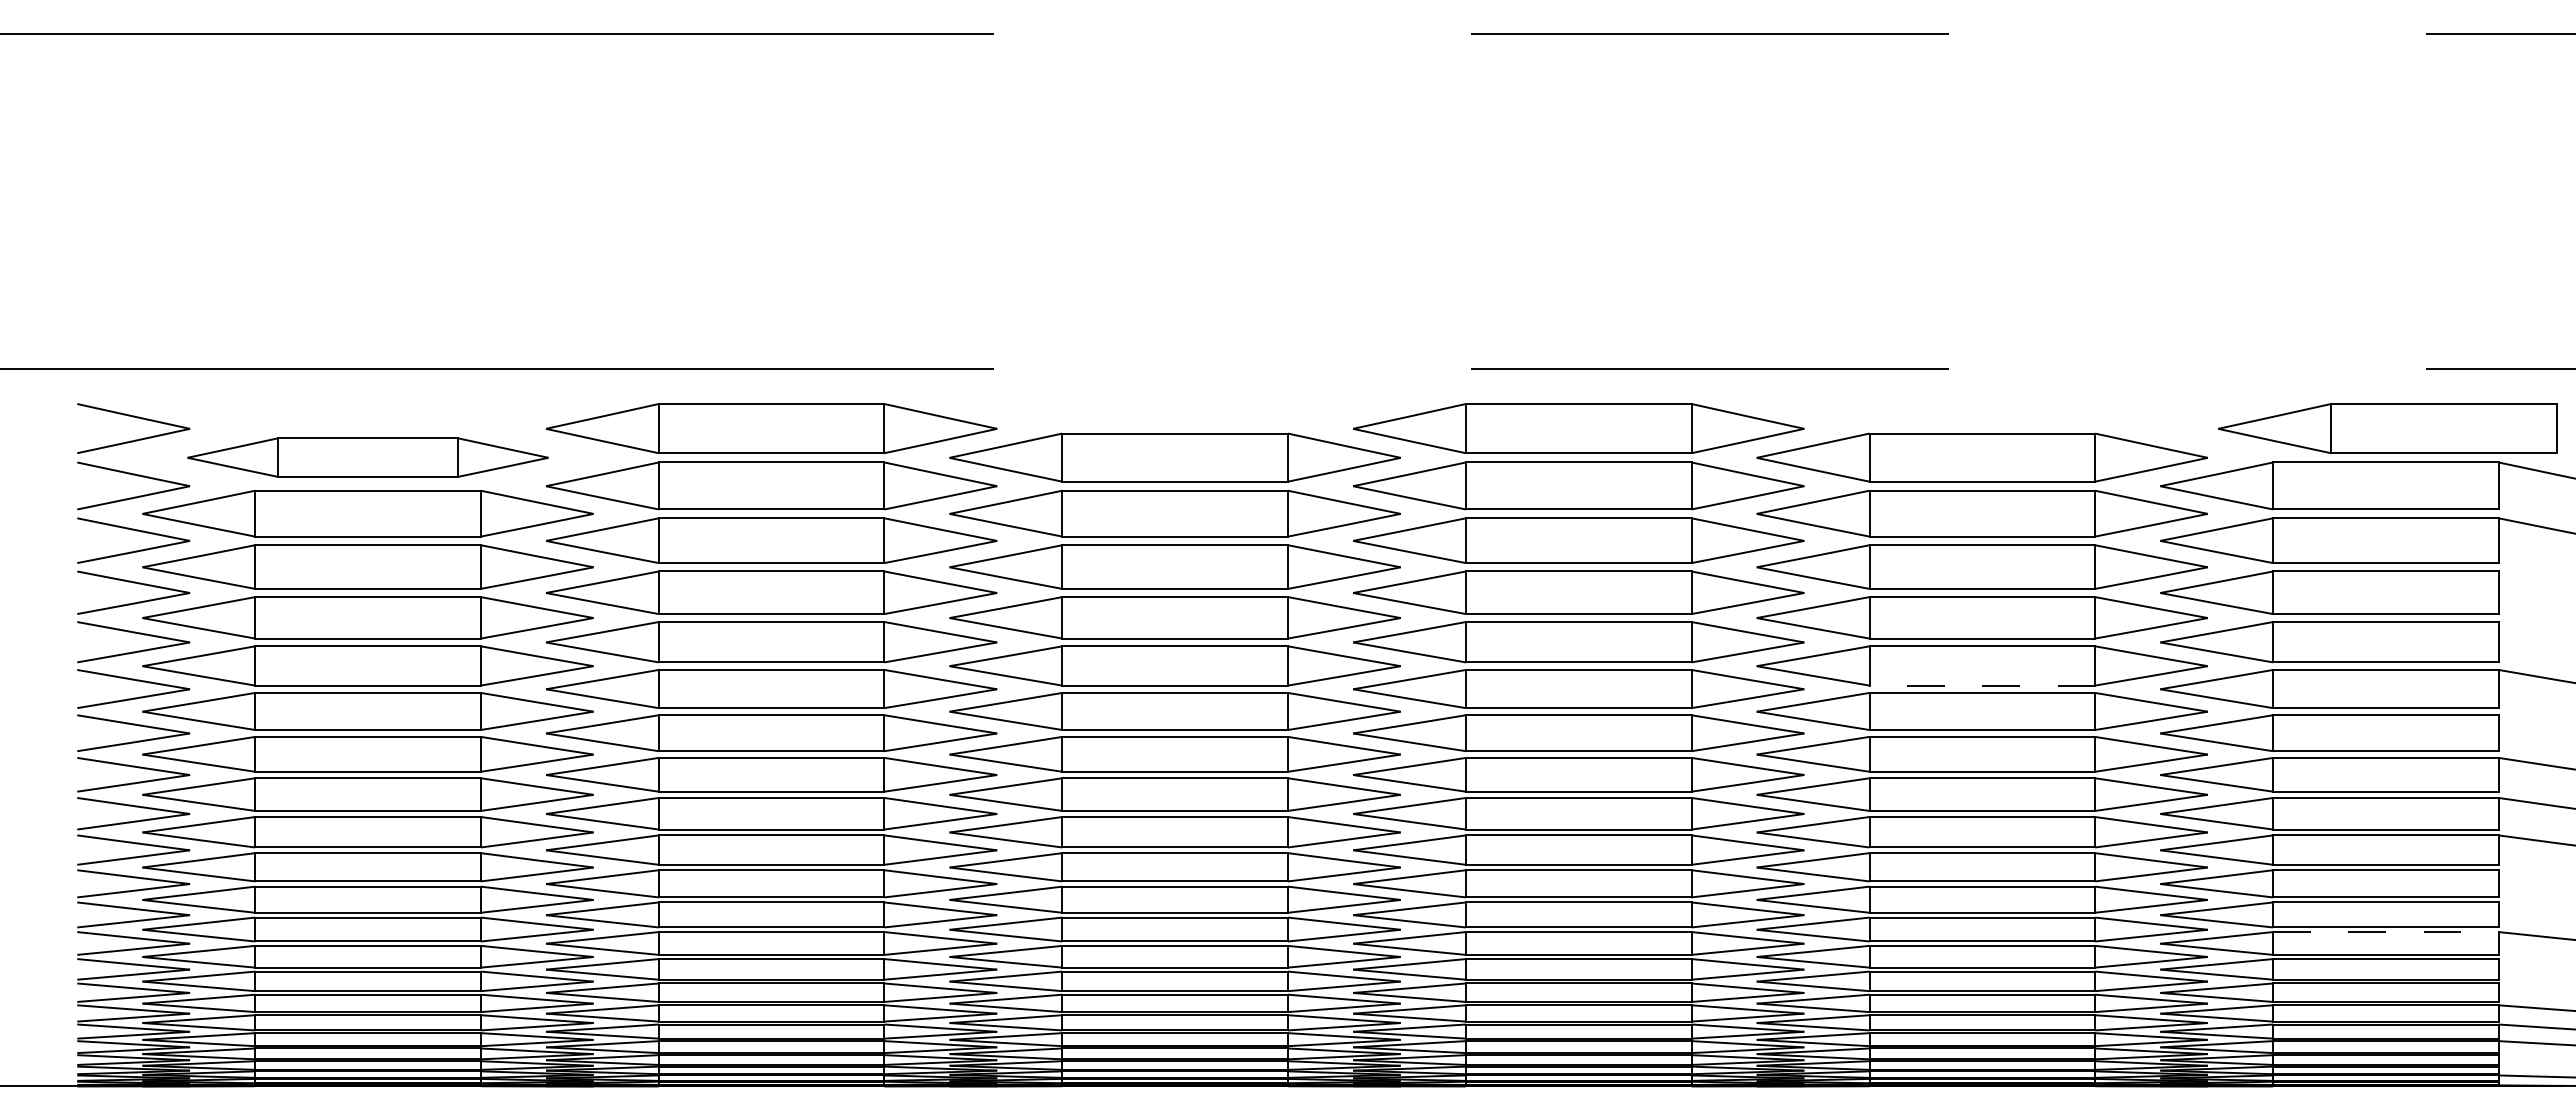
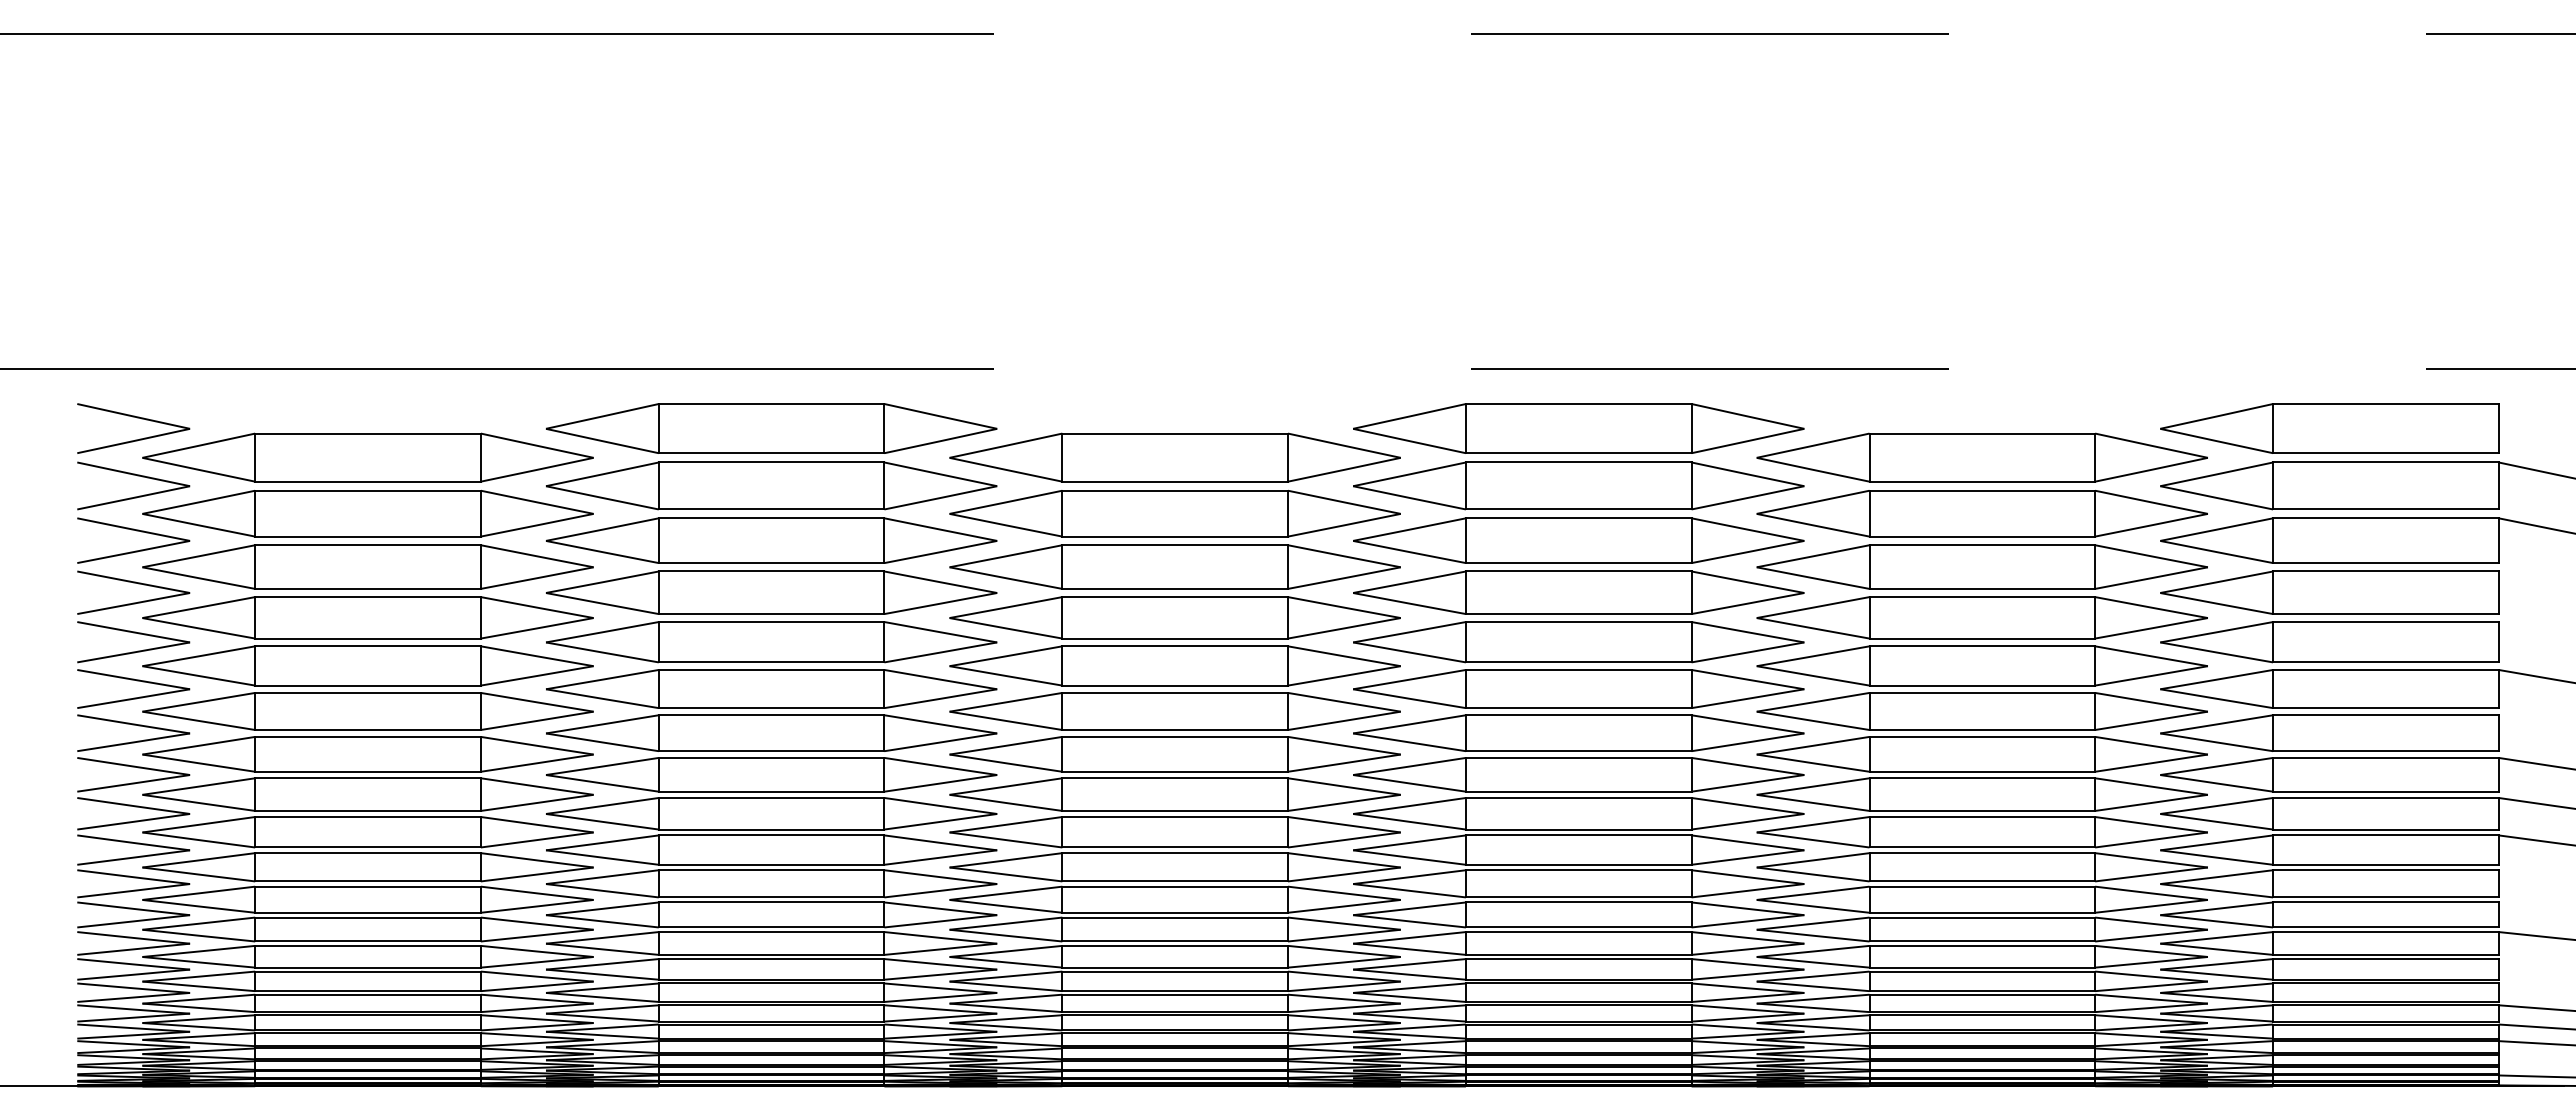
part position: (2387, 428) -> (2329, 428) (2329, 428)
part size: 362x41 px -> 452x51 px (367, 457)
line: dashed -> solid (1982, 685)
line: dashed -> solid (2385, 932)
